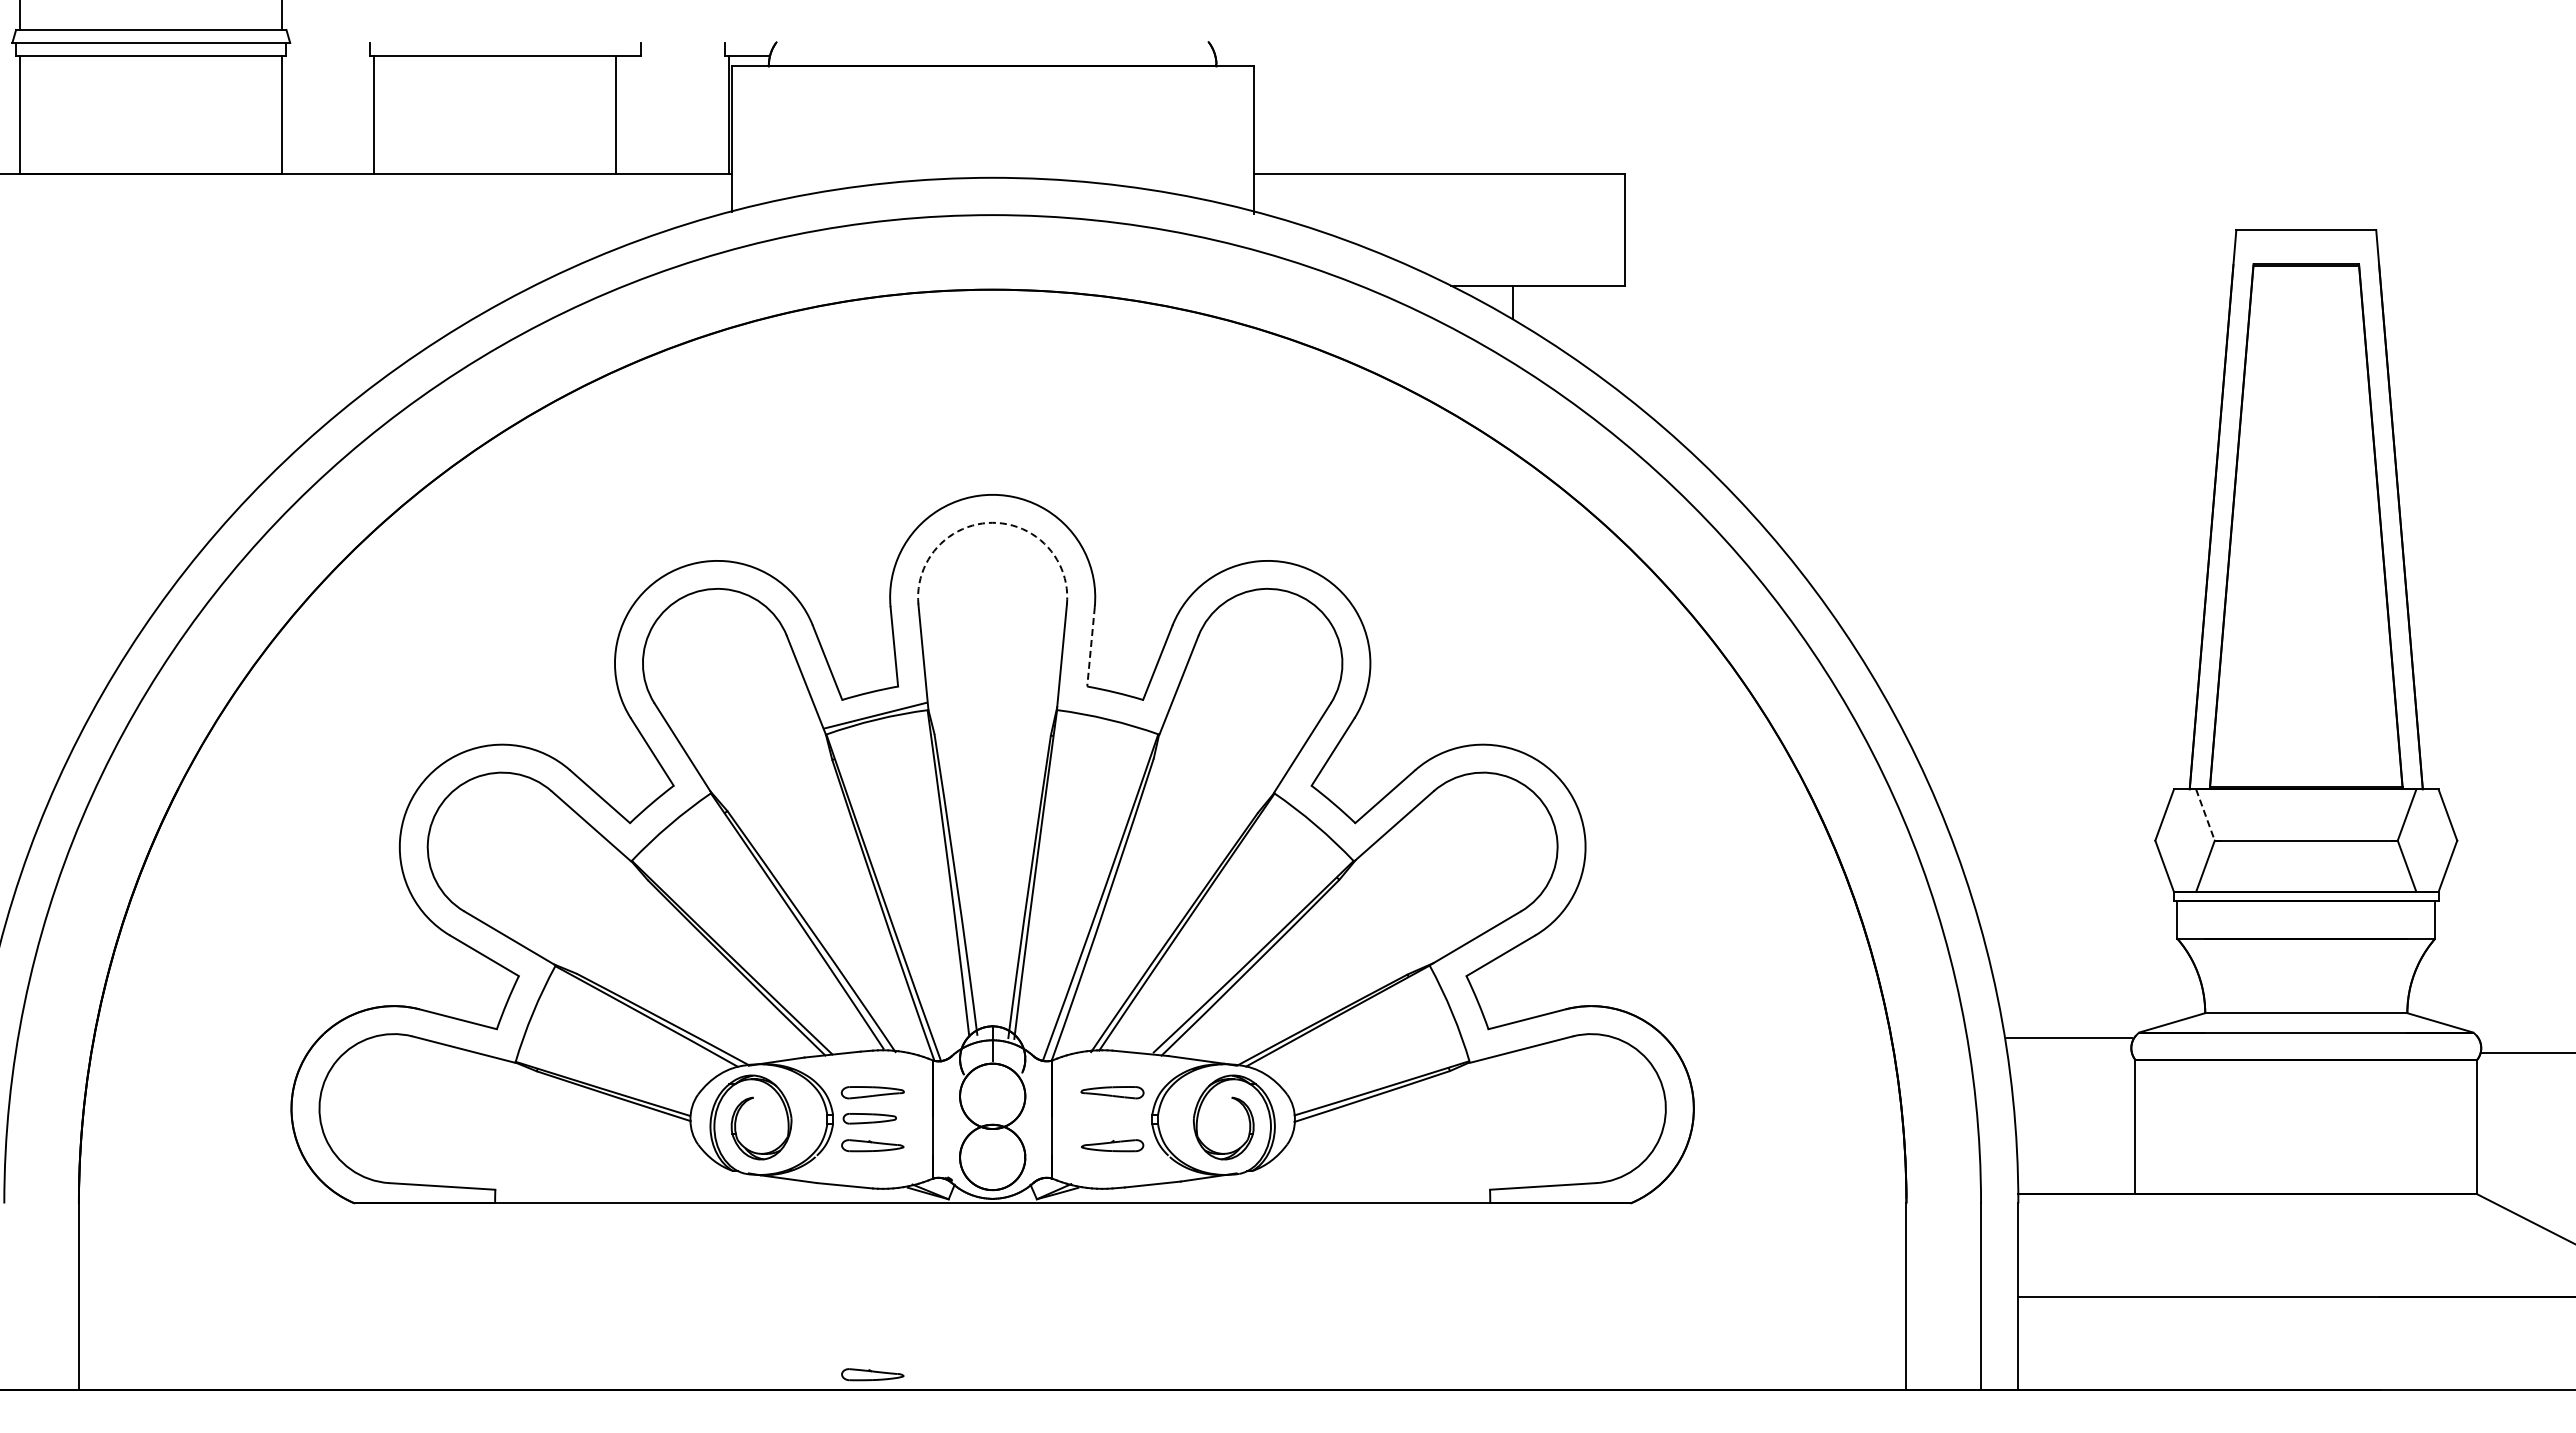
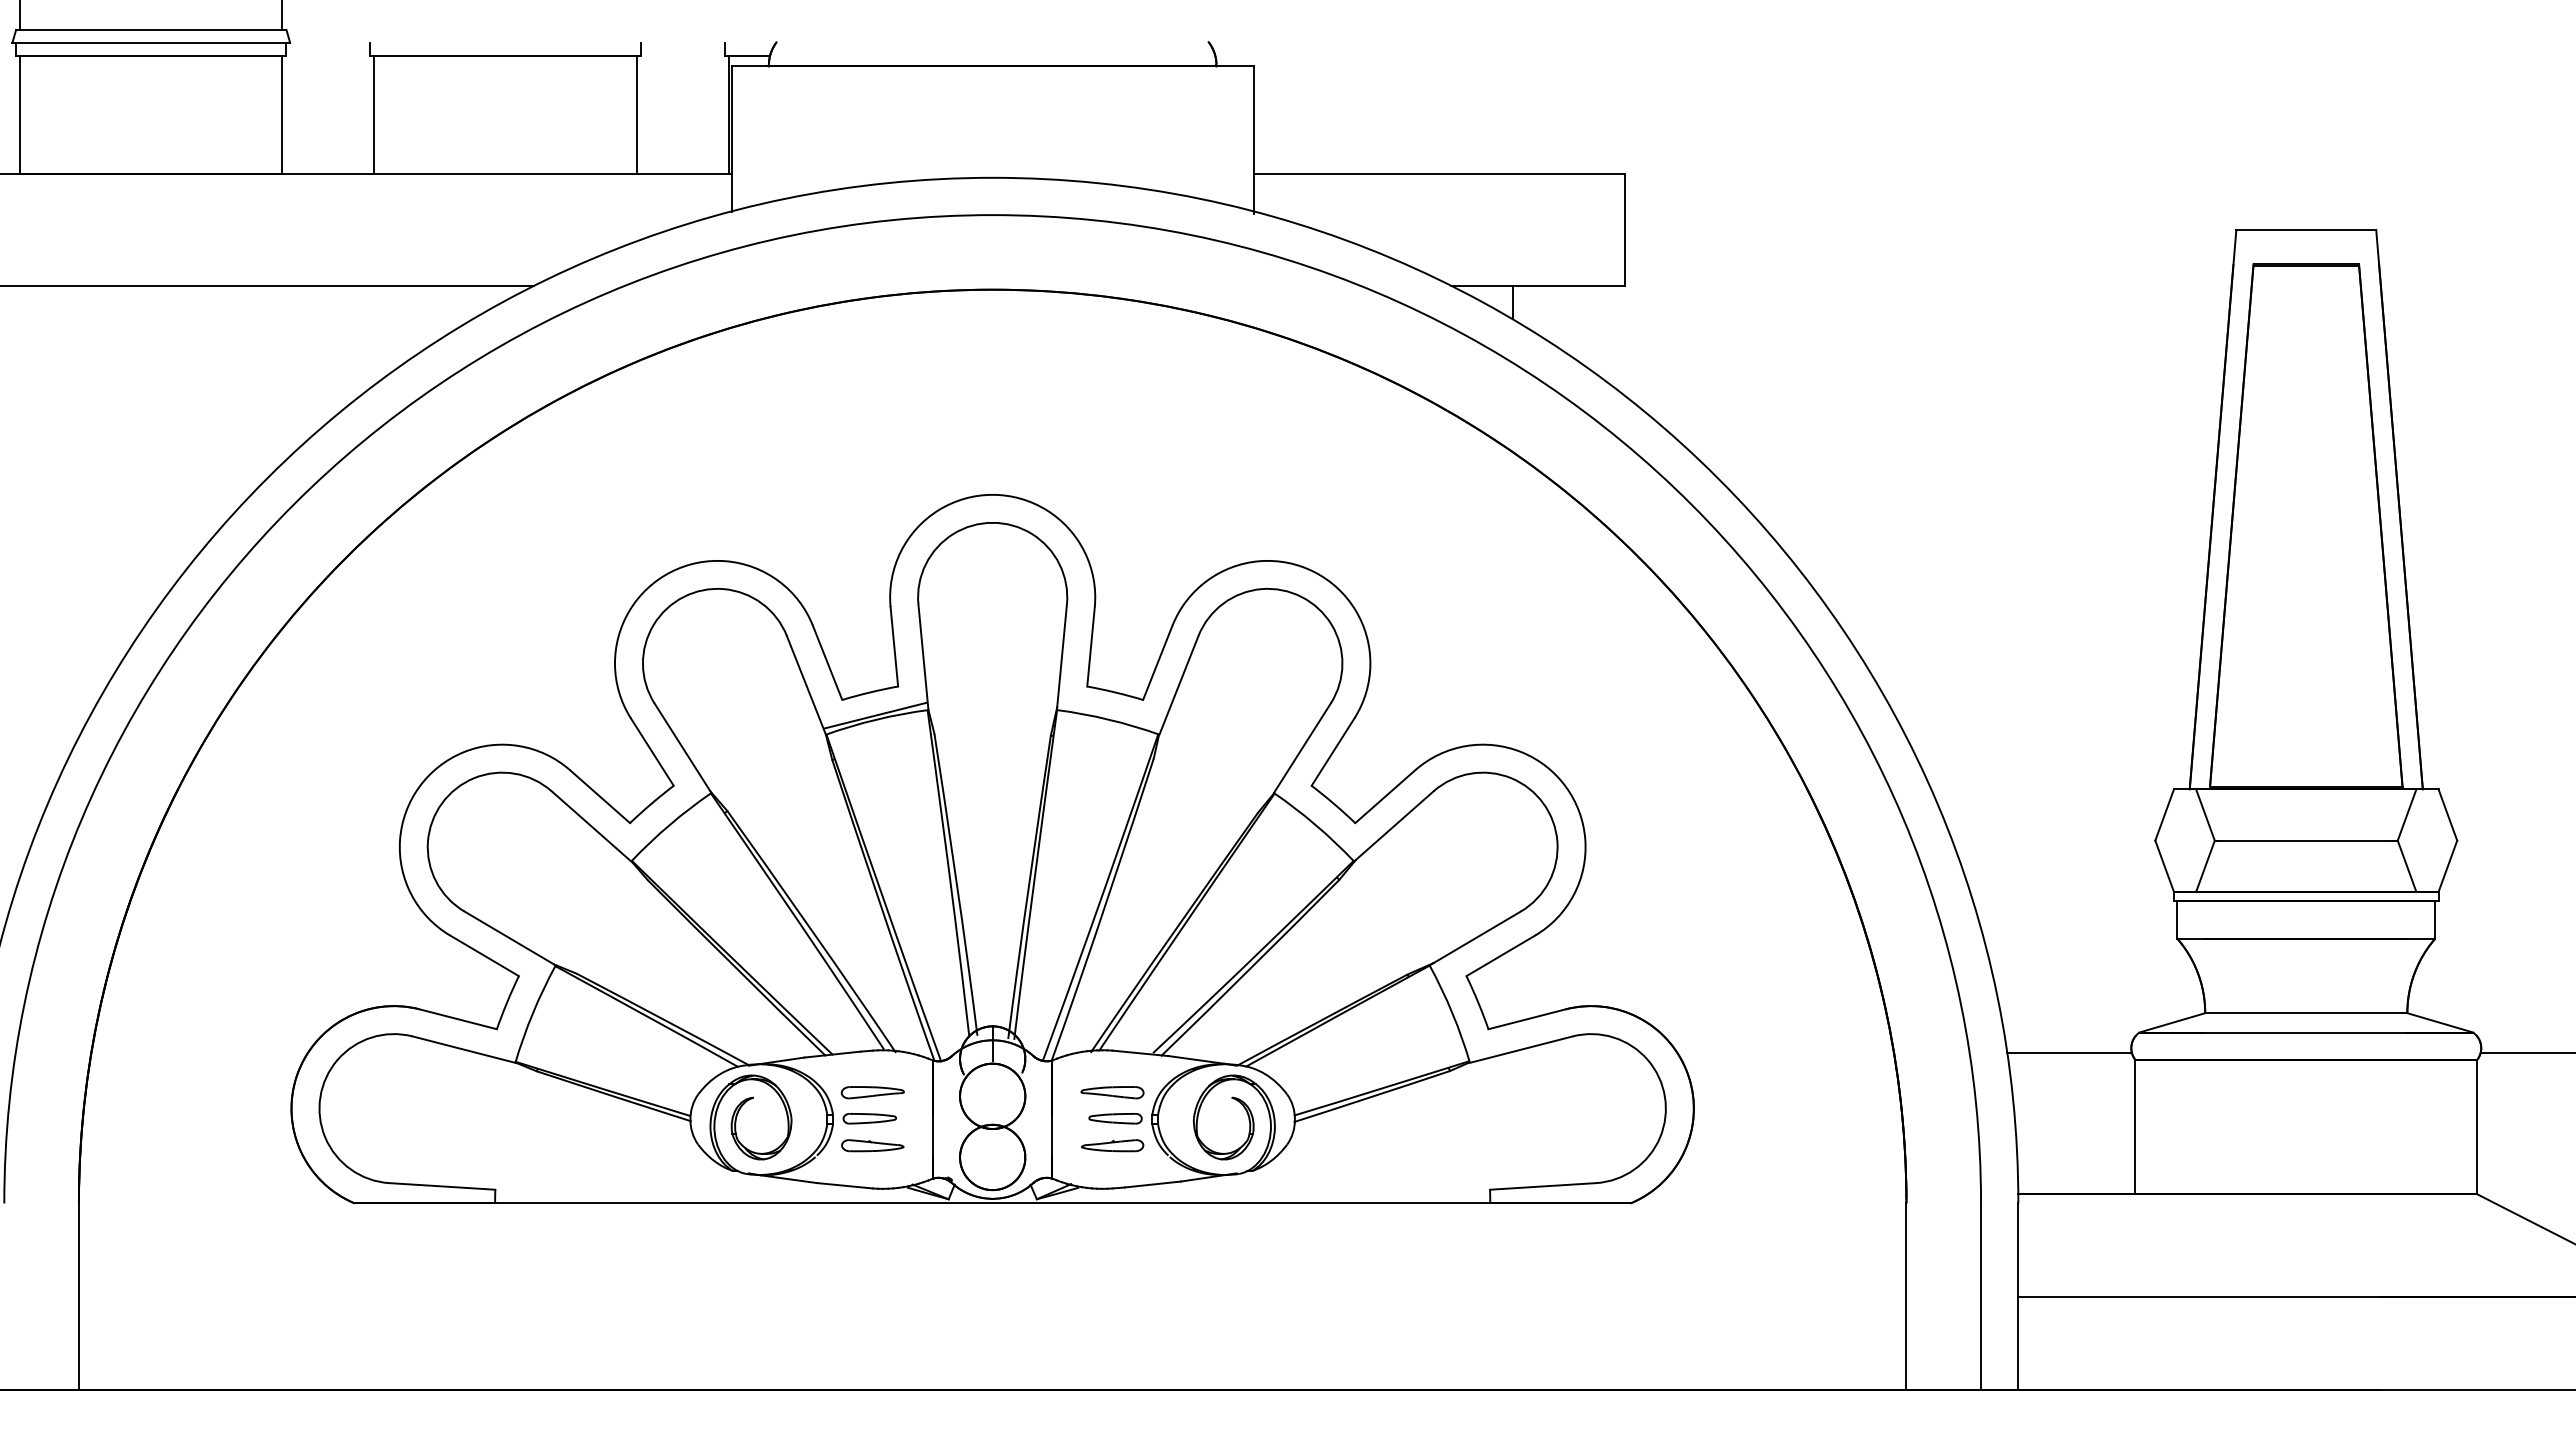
line position: (615, 115) -> (636, 115) (636, 115)
line: none -> present (268, 285)
arc: dashed -> solid (992, 522)
line: dashed -> solid (1091, 646)
line: dashed -> solid (2205, 815)
line position: (2069, 1038) -> (2069, 1053) (2069, 1053)
part: none -> present (1115, 1118)
part: present -> none (872, 1374)
